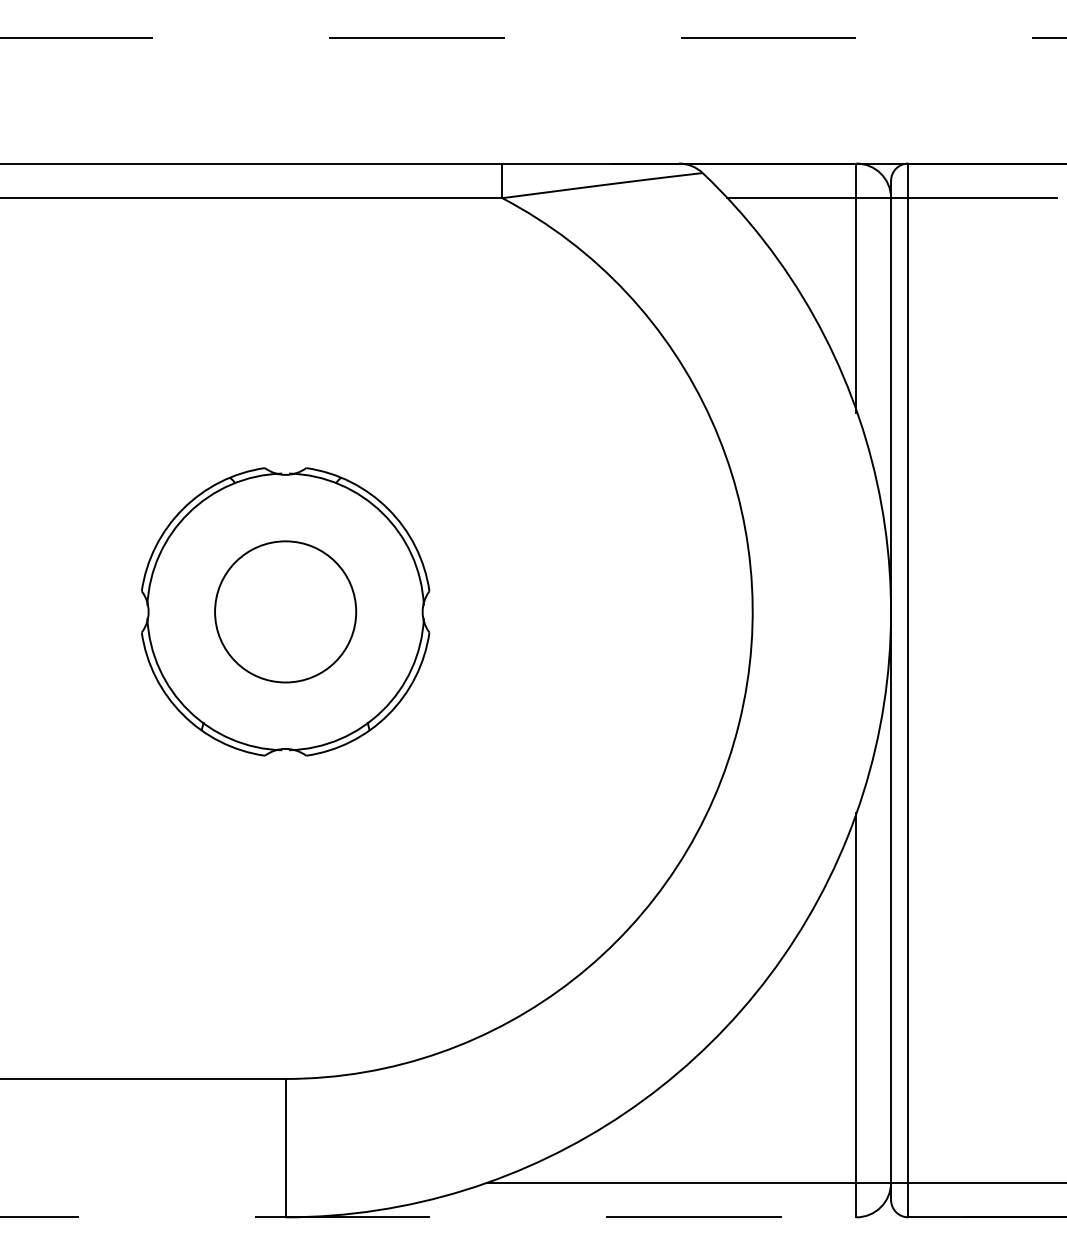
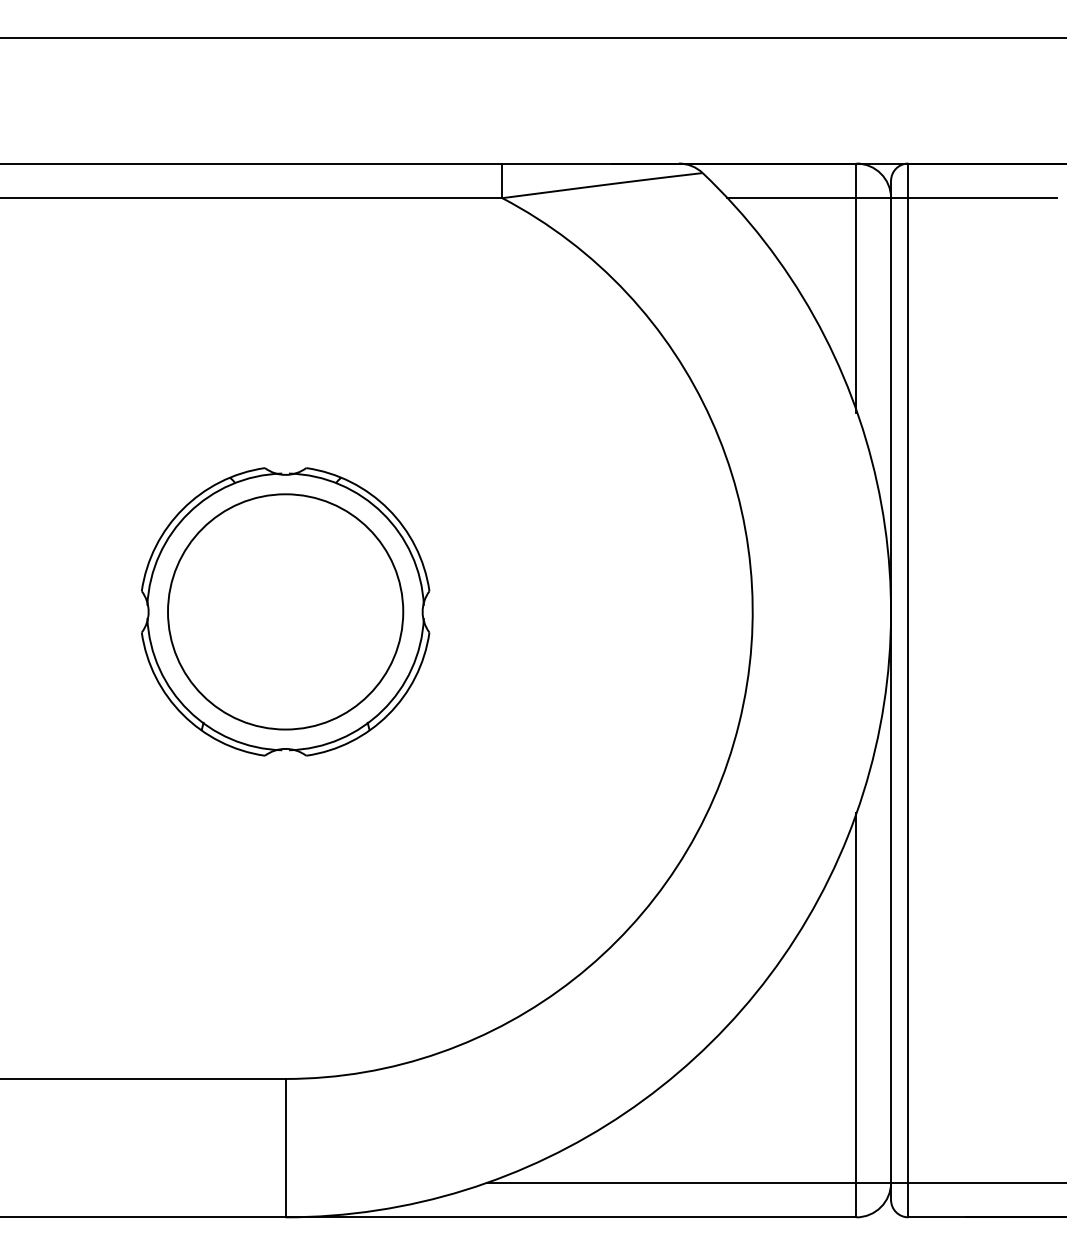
line: dashed -> solid (533, 37)
circle diameter: 141 px -> 235 px (285, 611)
line: dashed -> solid (428, 1217)
